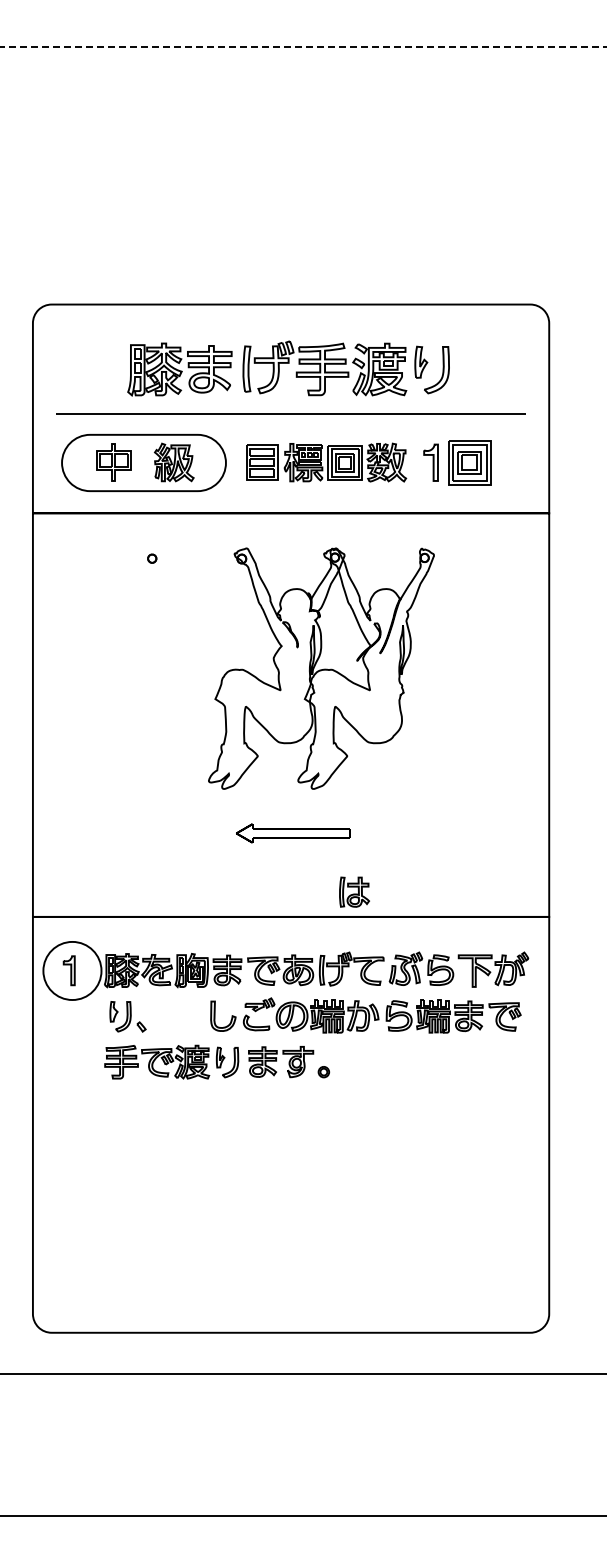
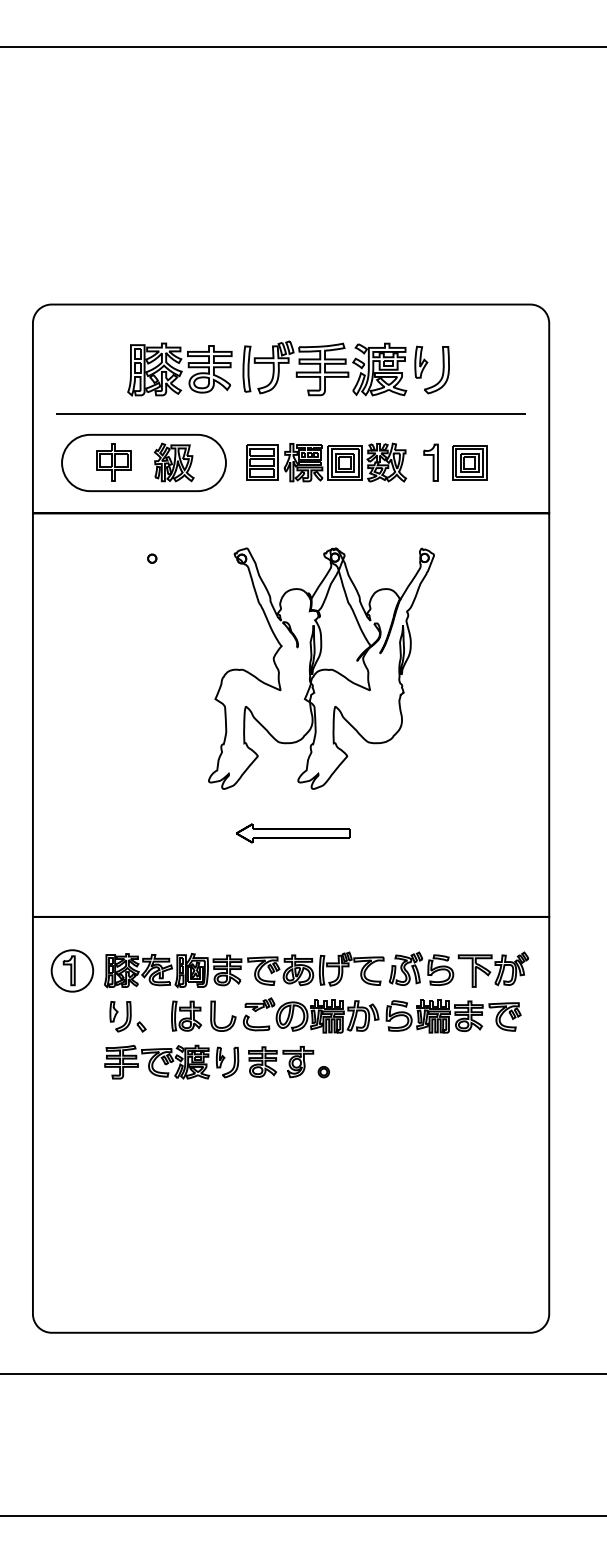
line: dashed -> solid (303, 46)
part size: 44x46 px -> 36x36 px (469, 462)
part position: (354, 891) -> (186, 1015) (186, 1015)
circle diameter: 58 px -> 41 px (72, 970)
